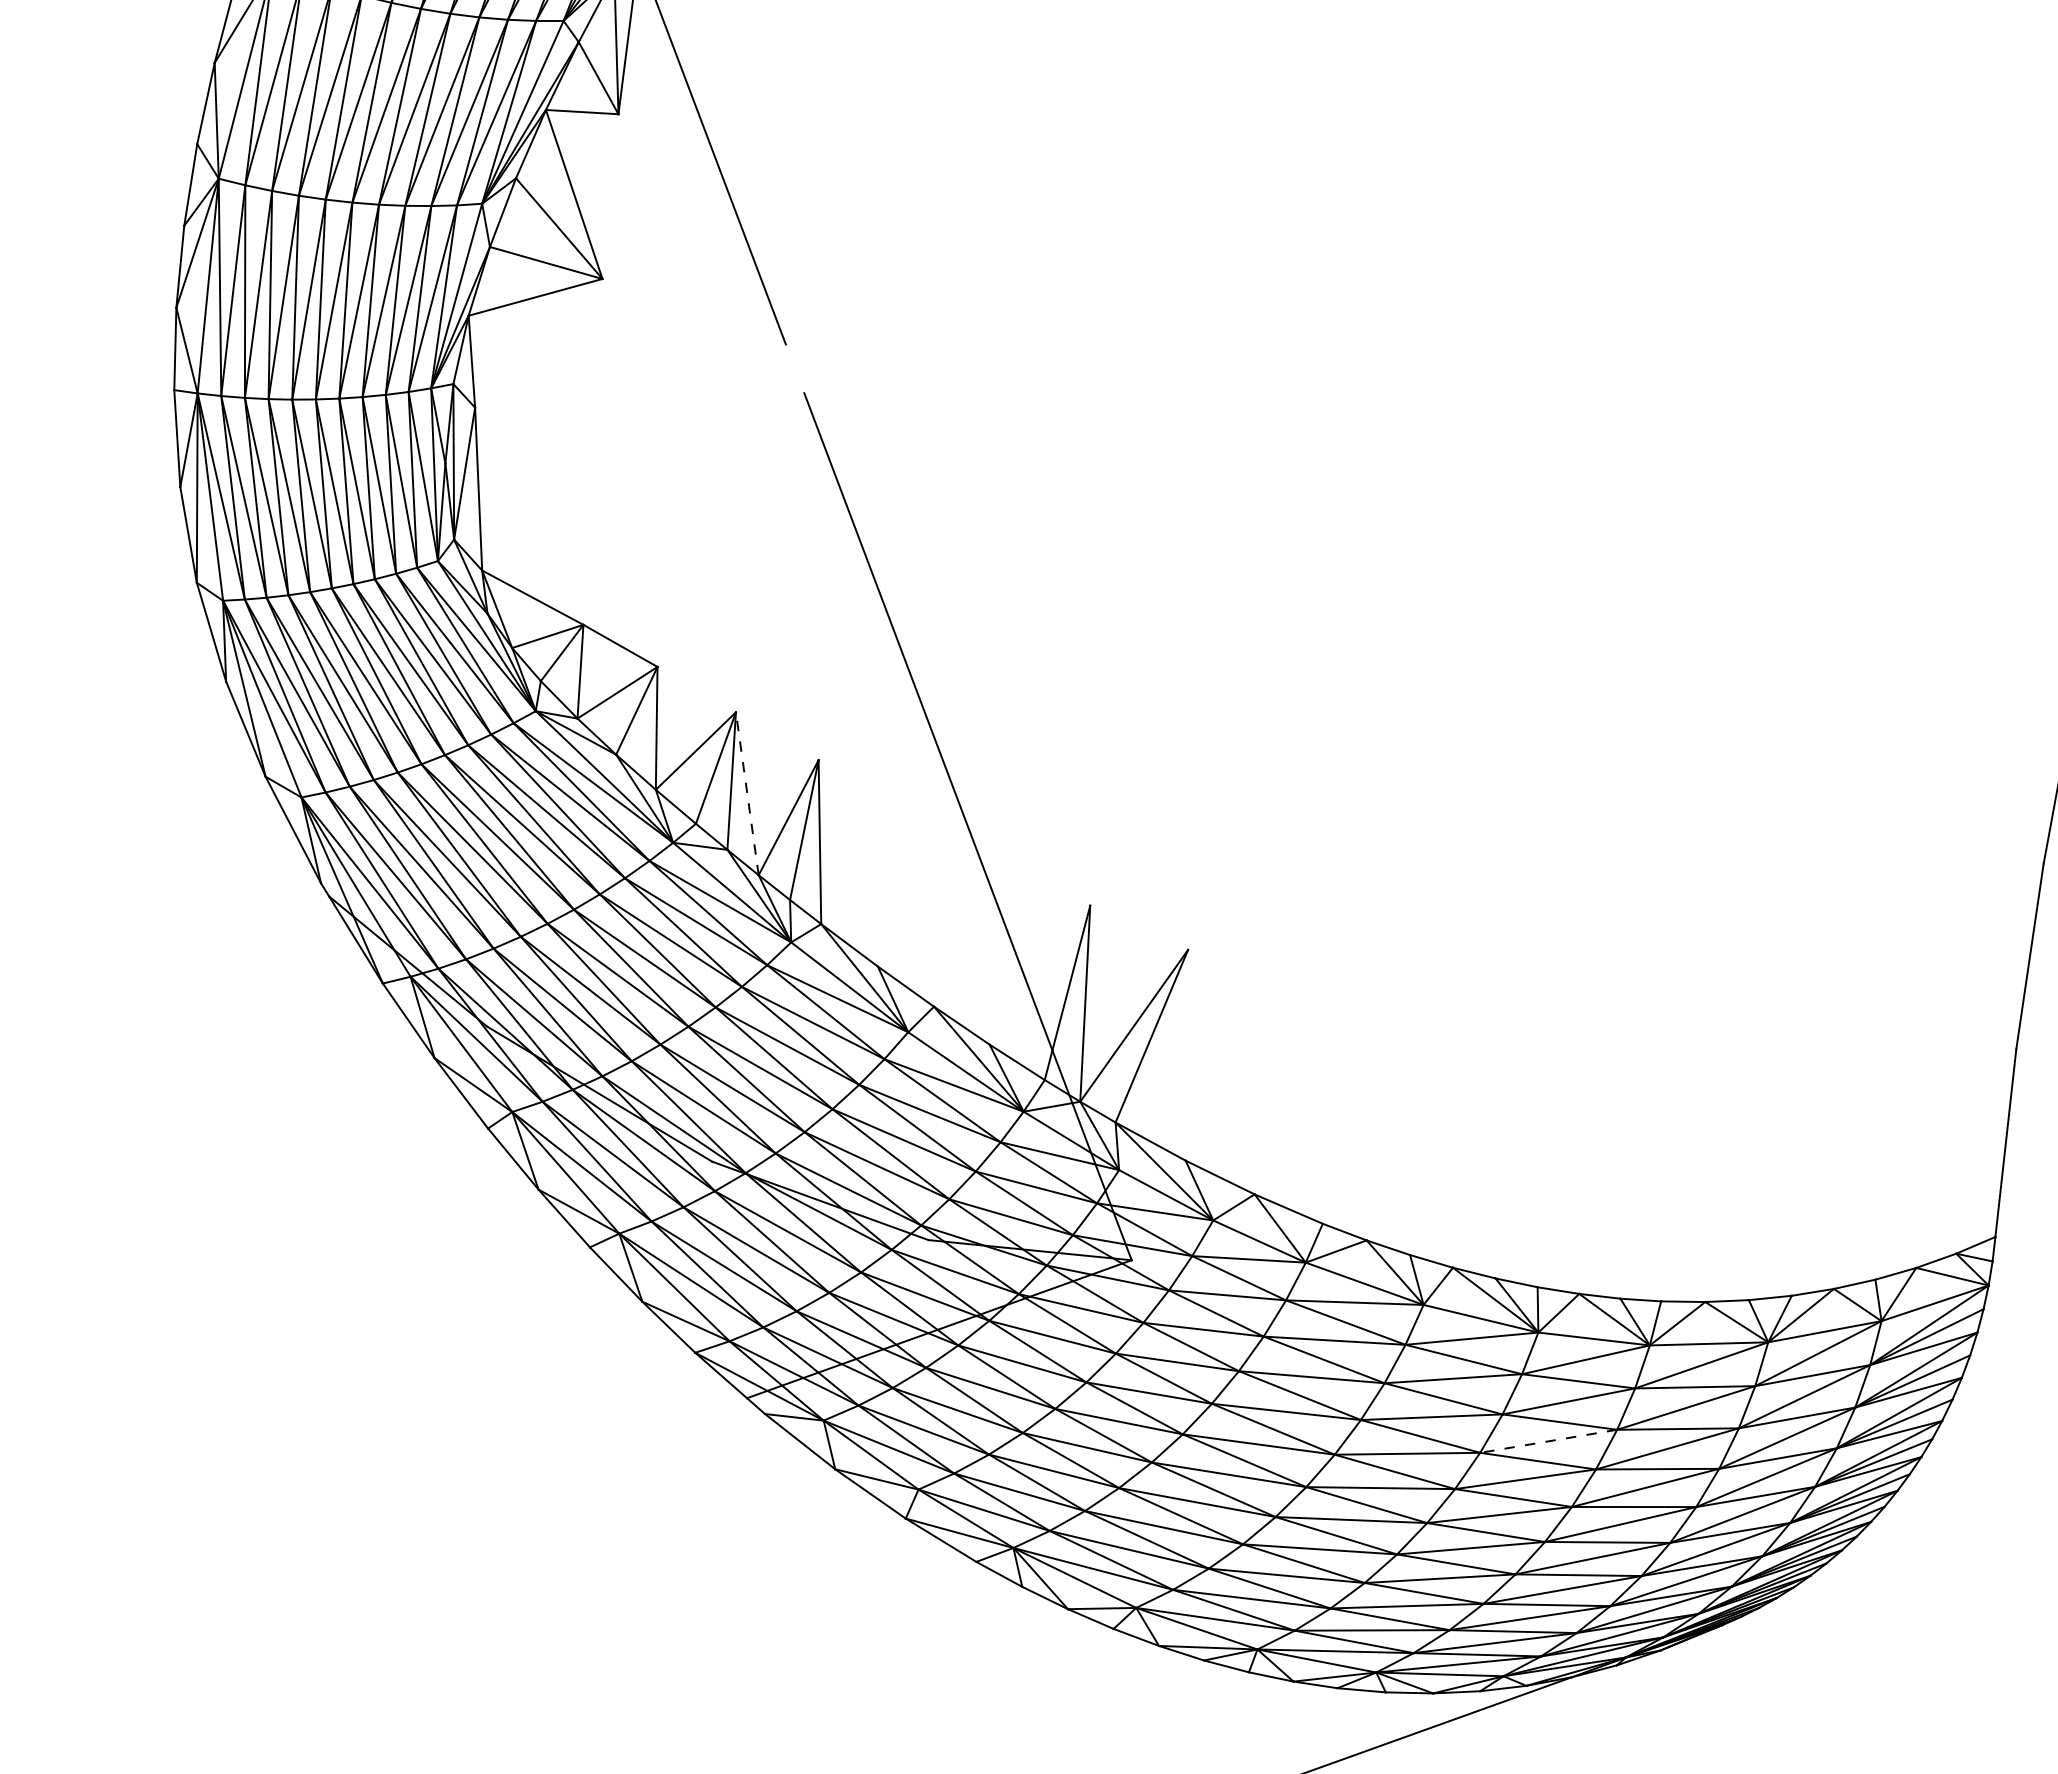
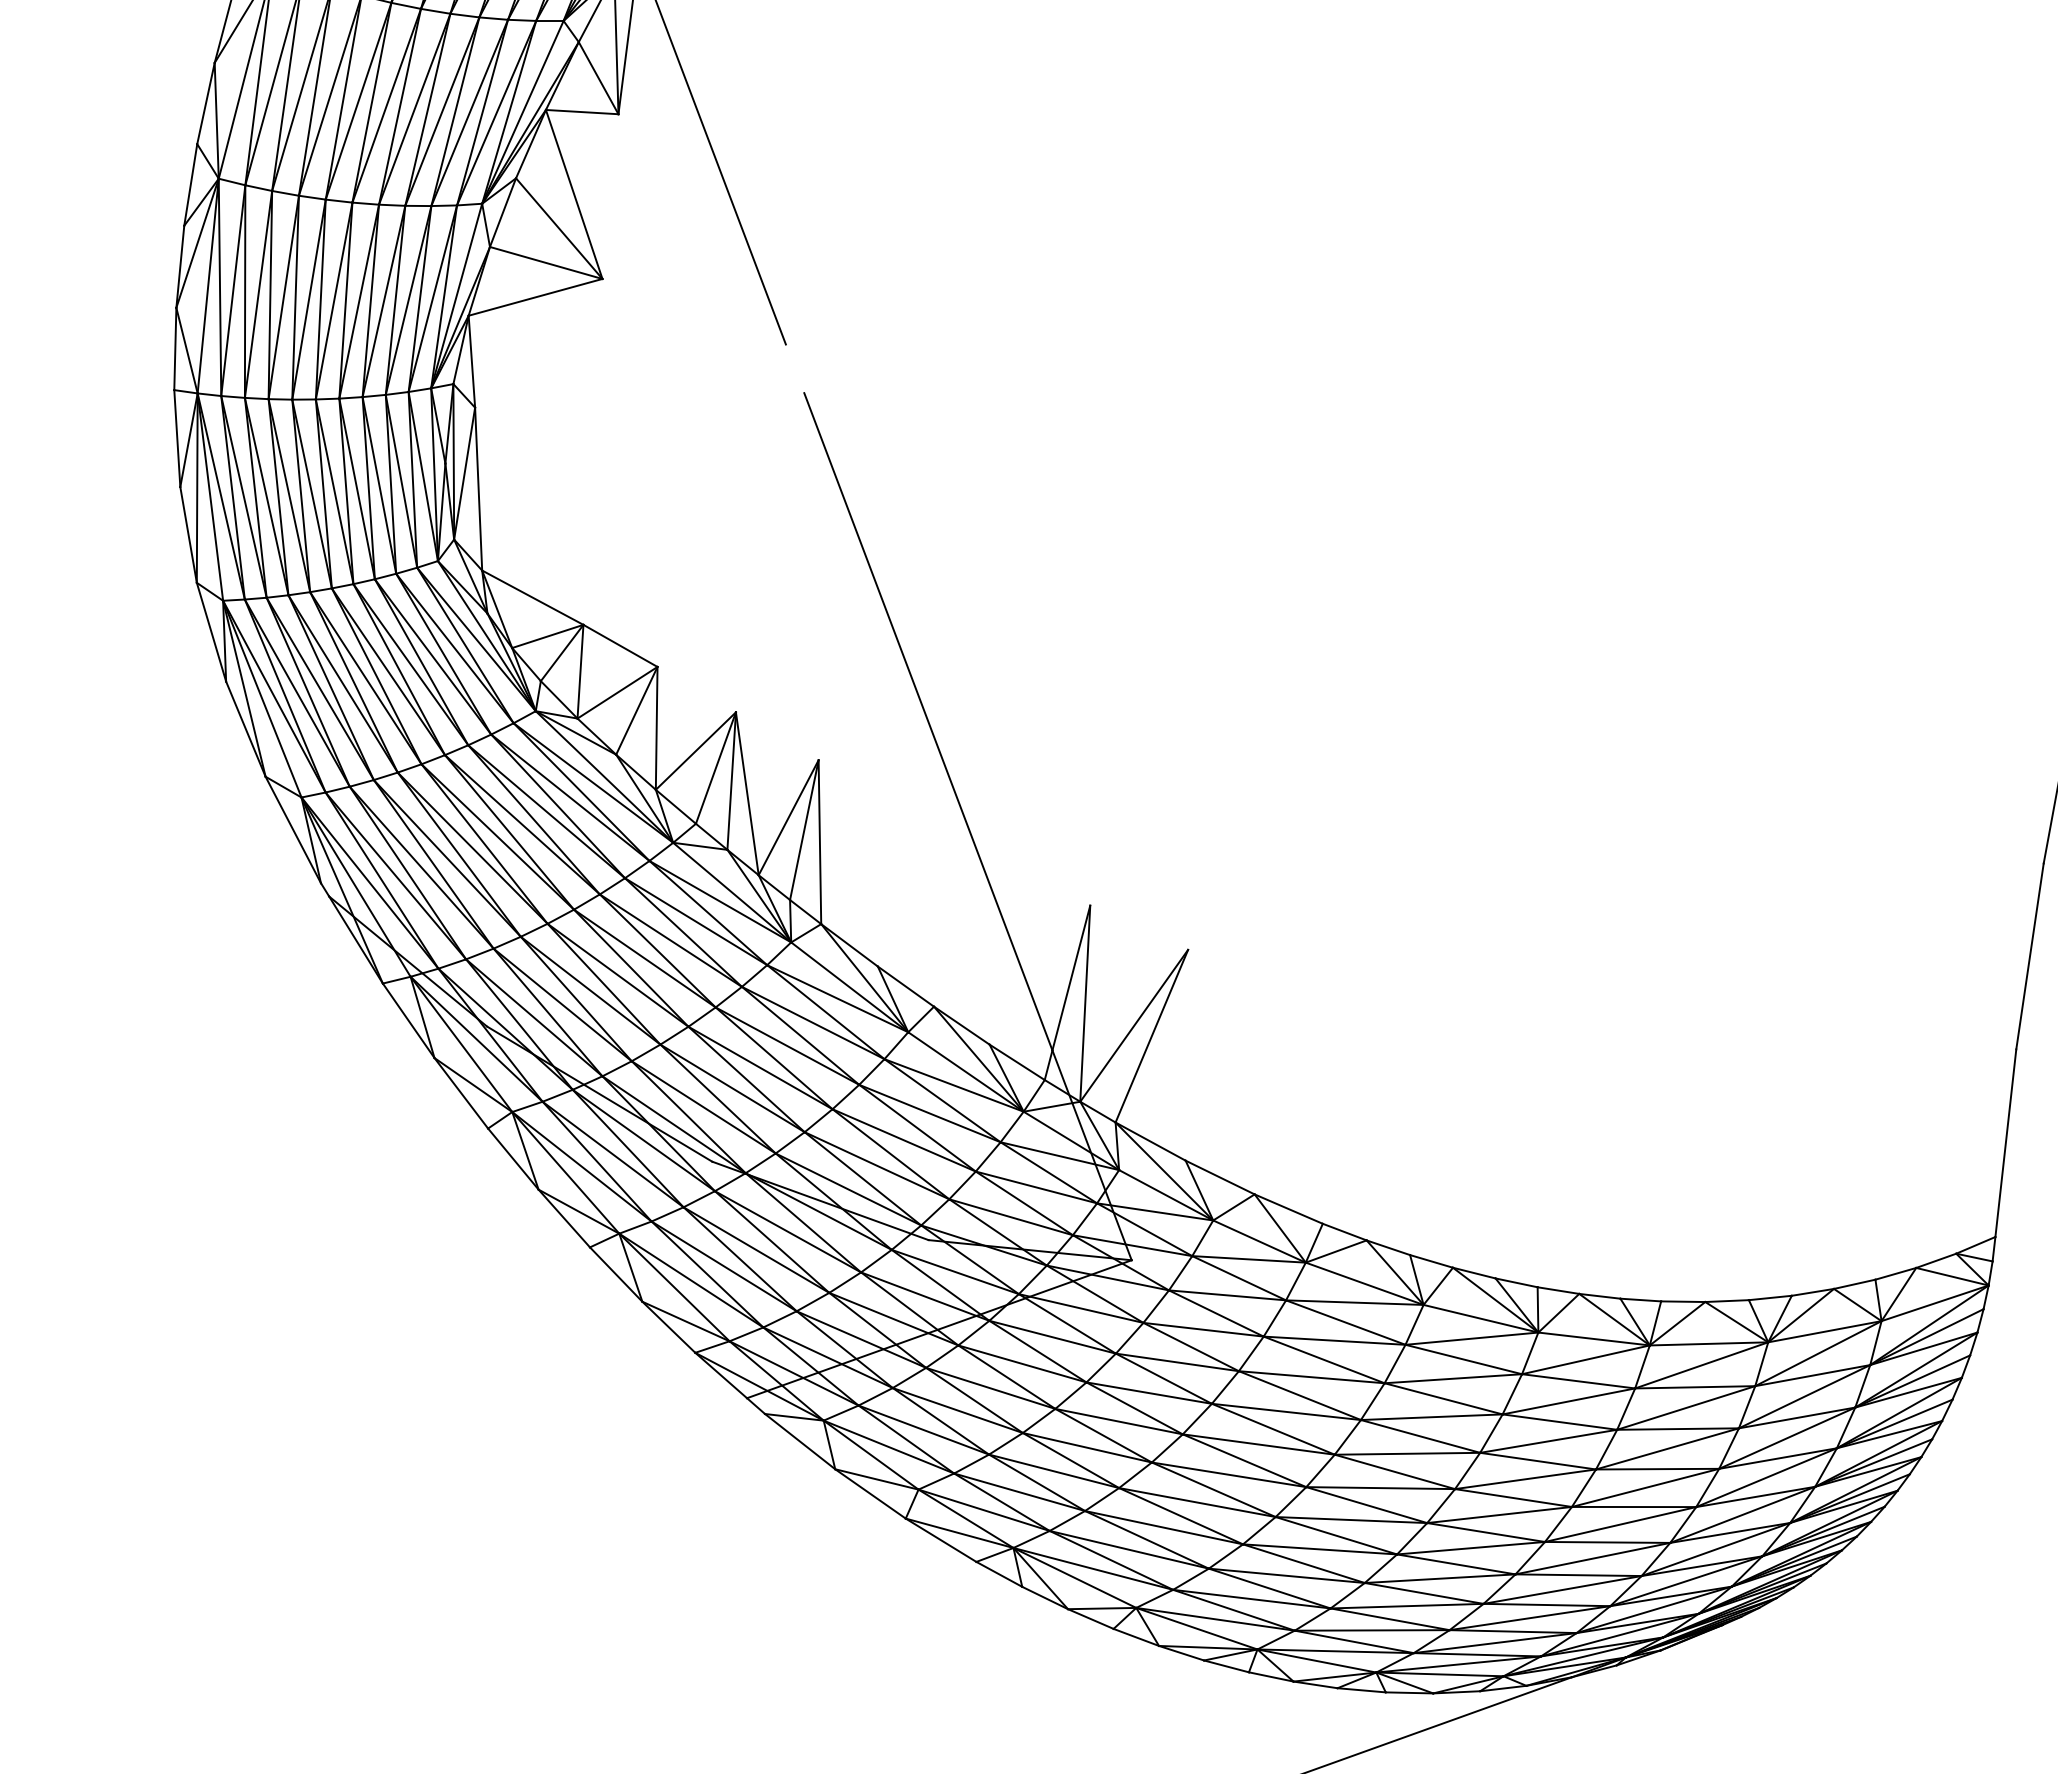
line: dashed -> solid (747, 793)
line: dashed -> solid (1548, 1441)
